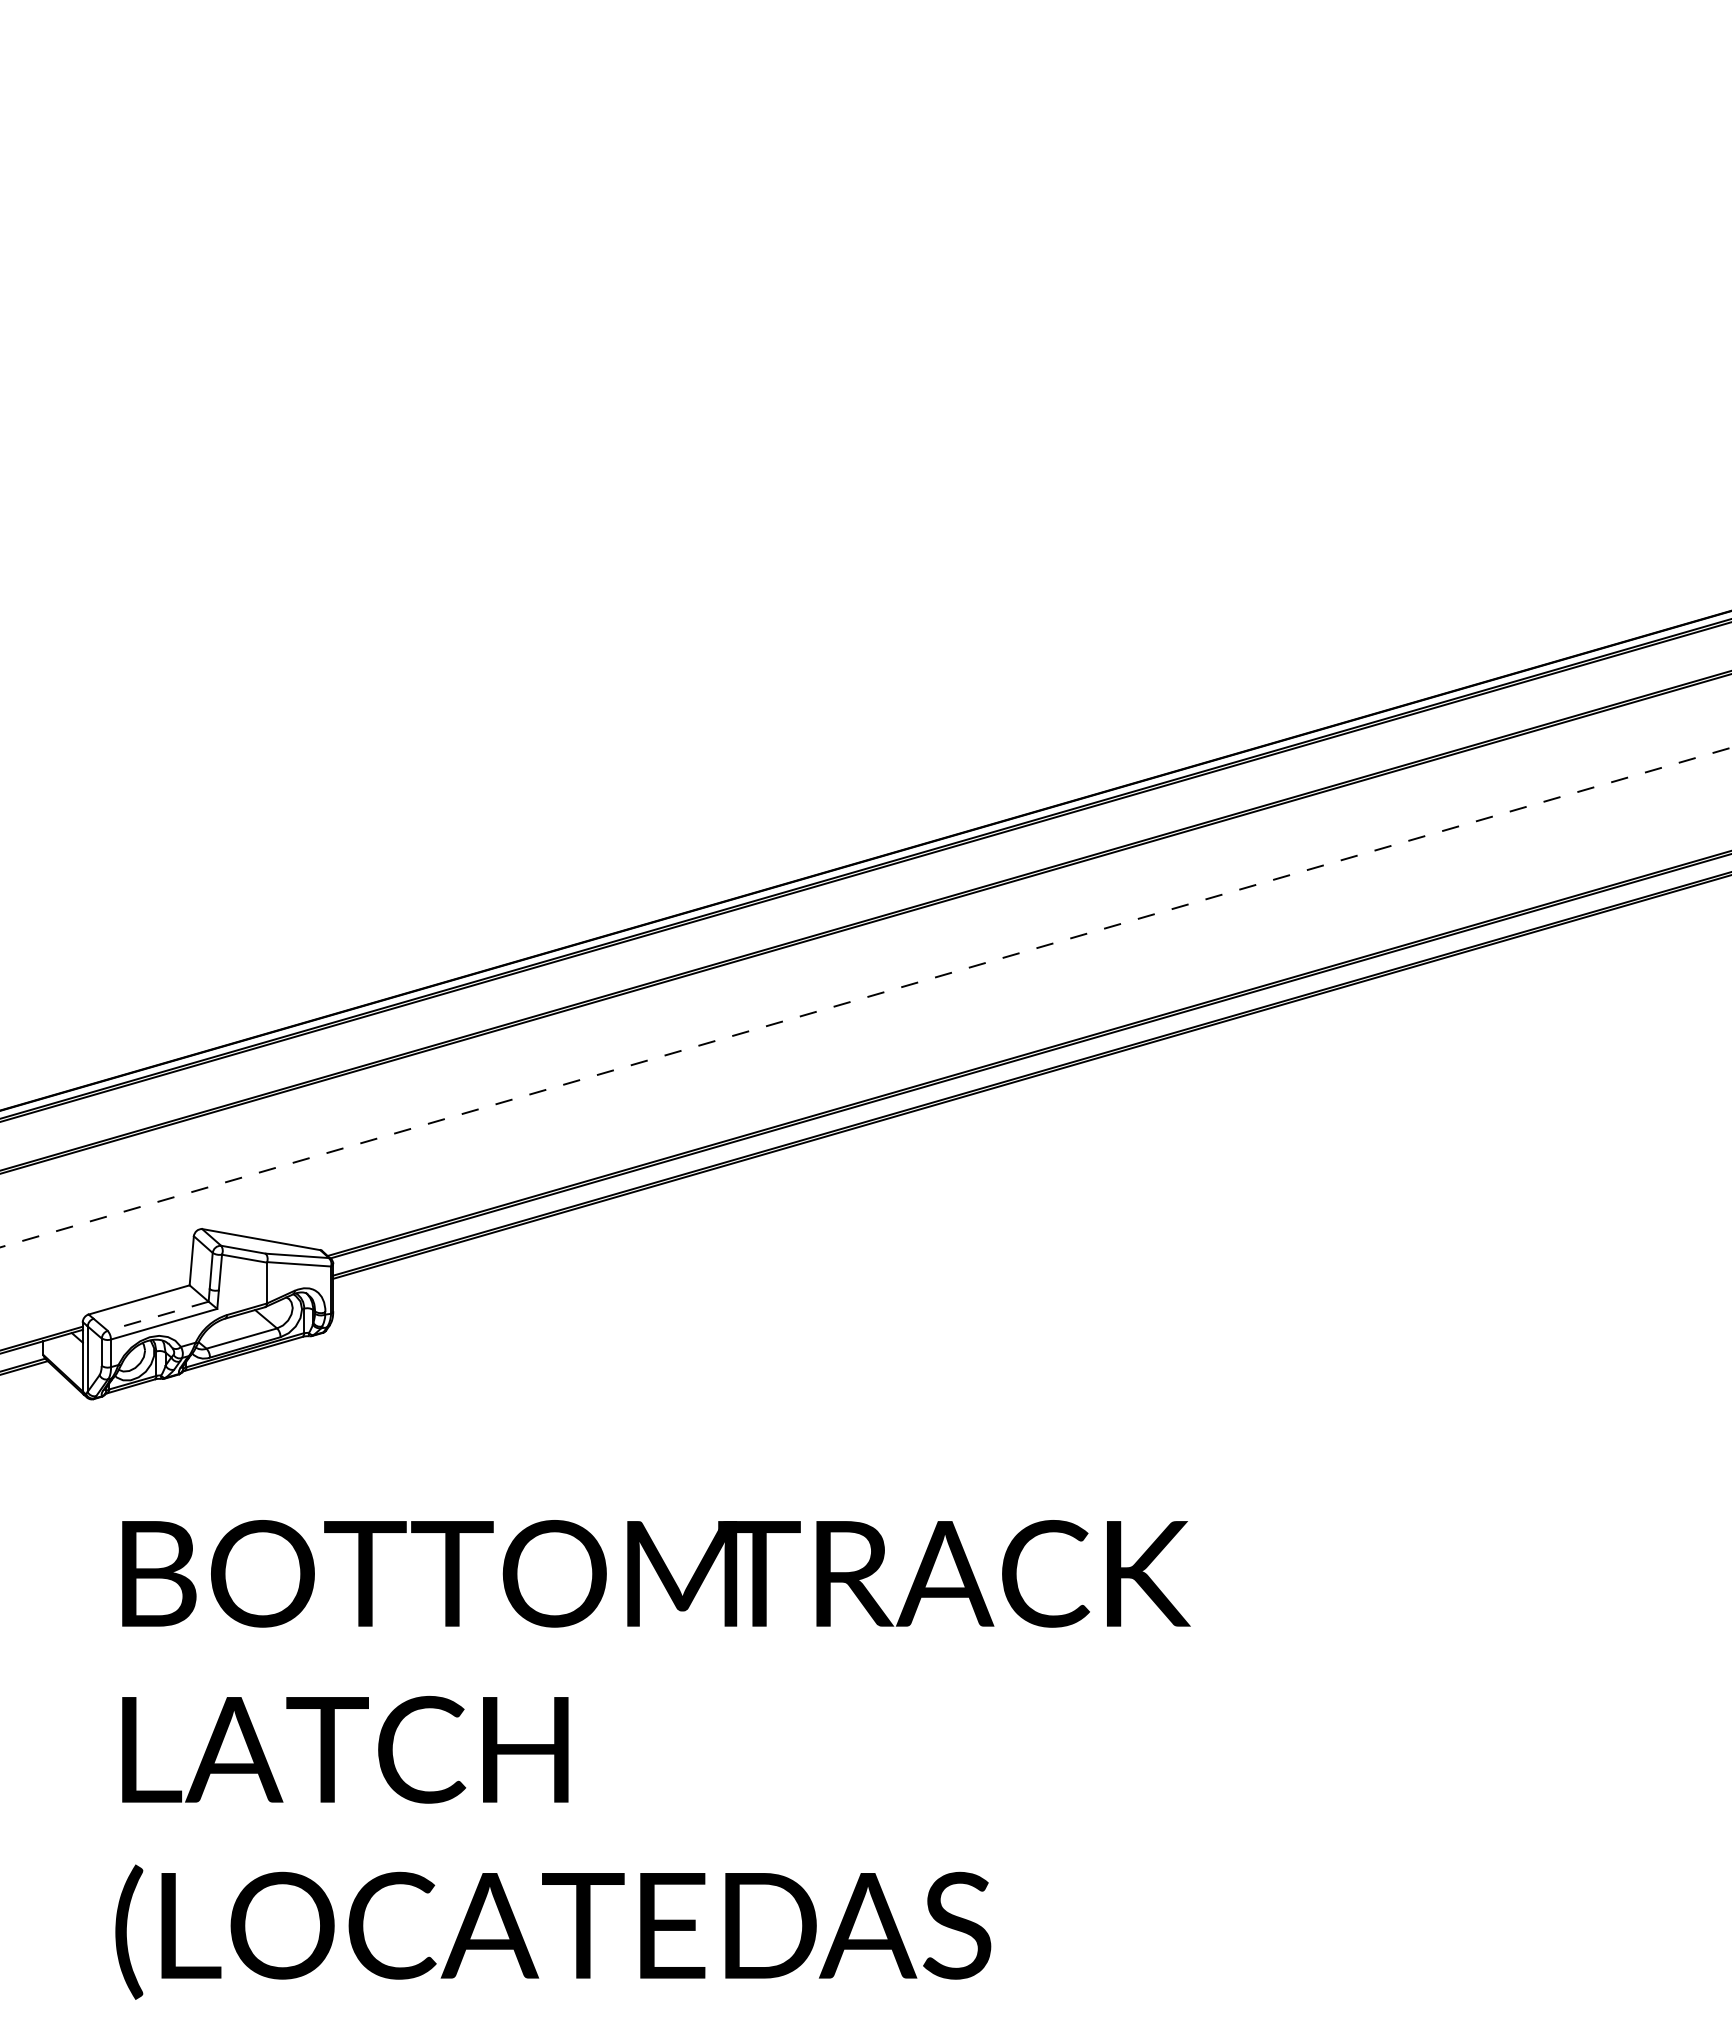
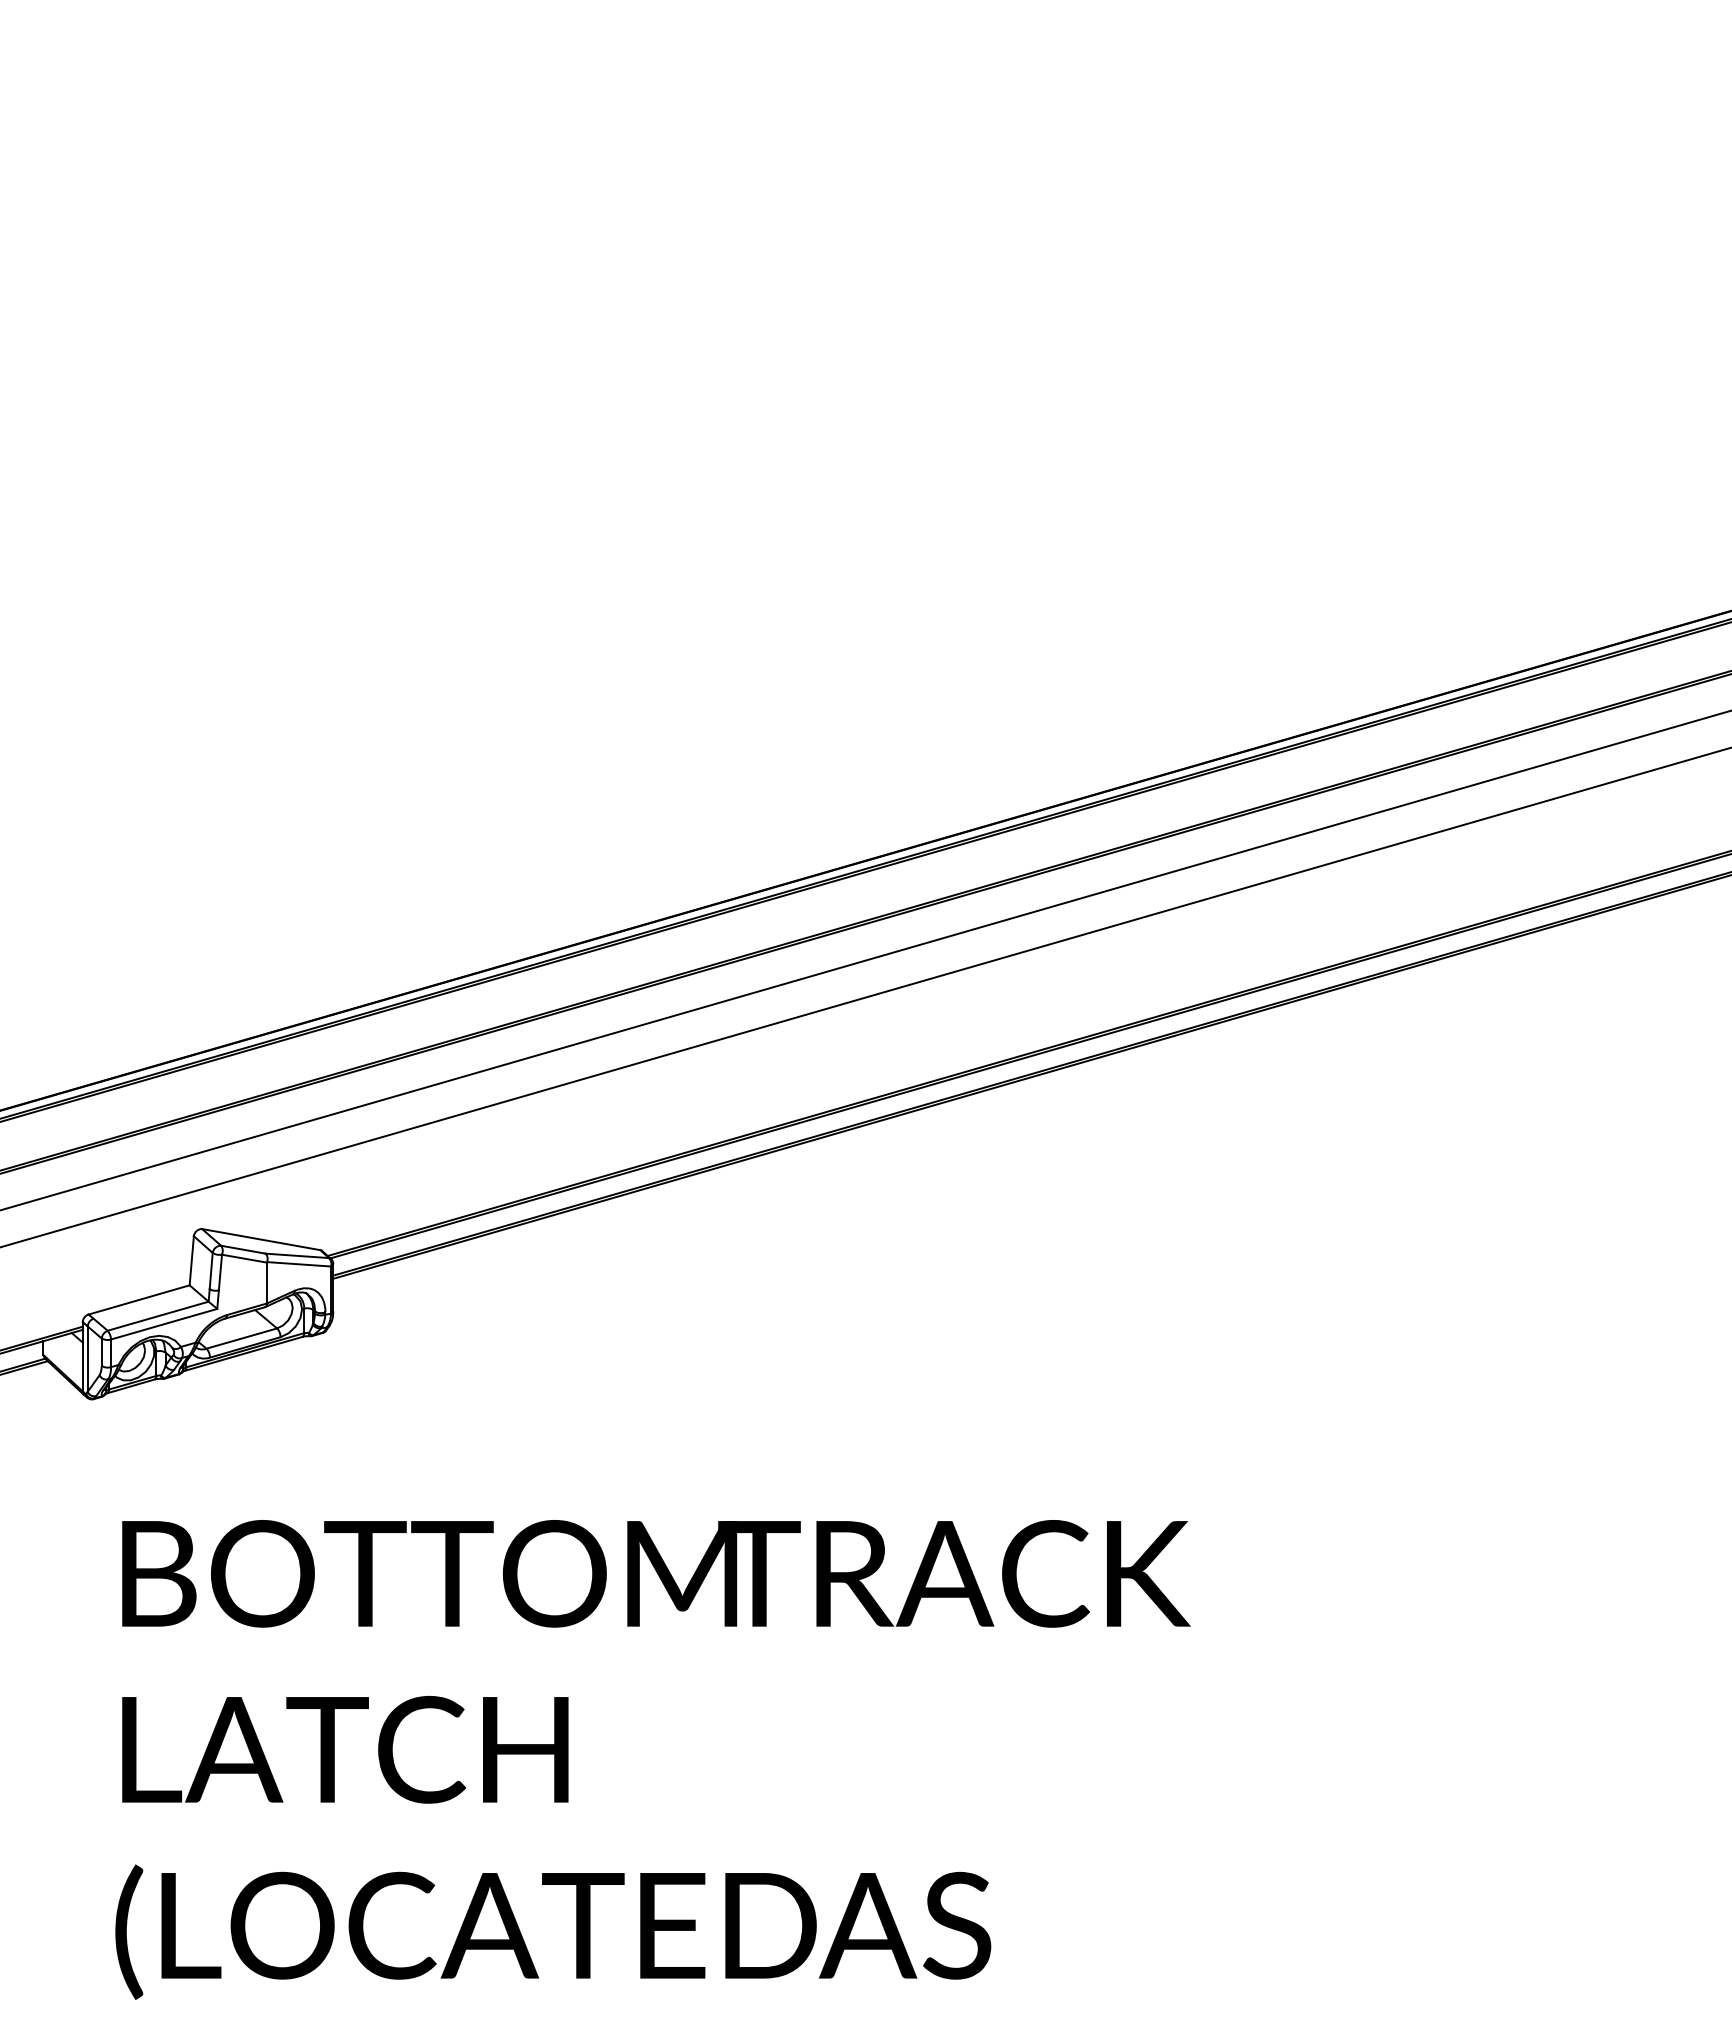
line: none -> present (865, 960)
line: dashed -> solid (866, 997)
line: dashed -> solid (158, 1316)
